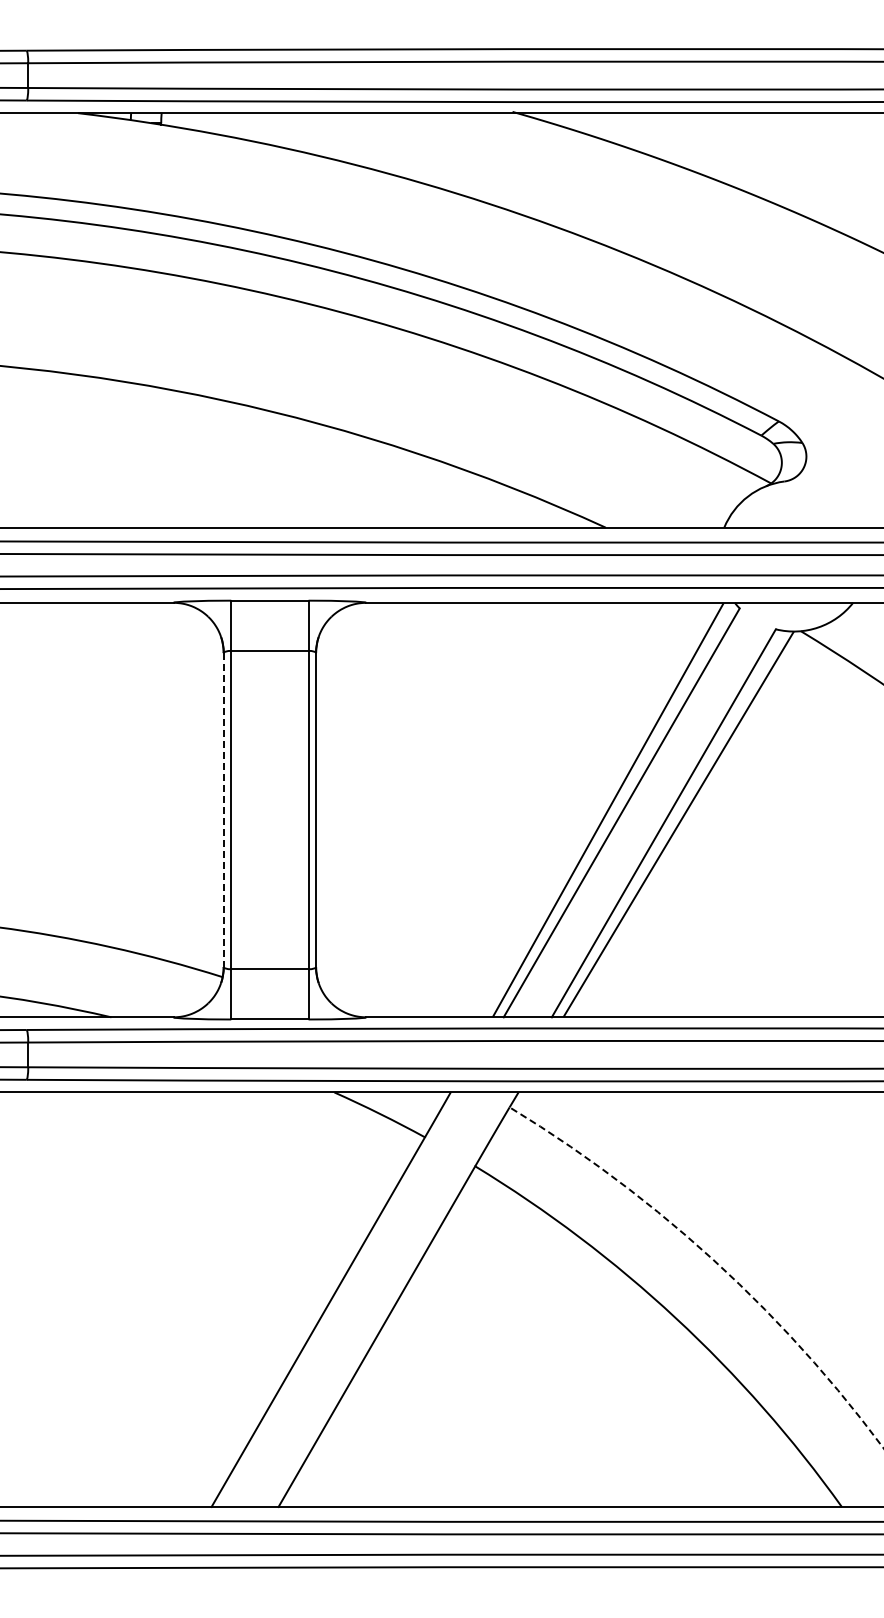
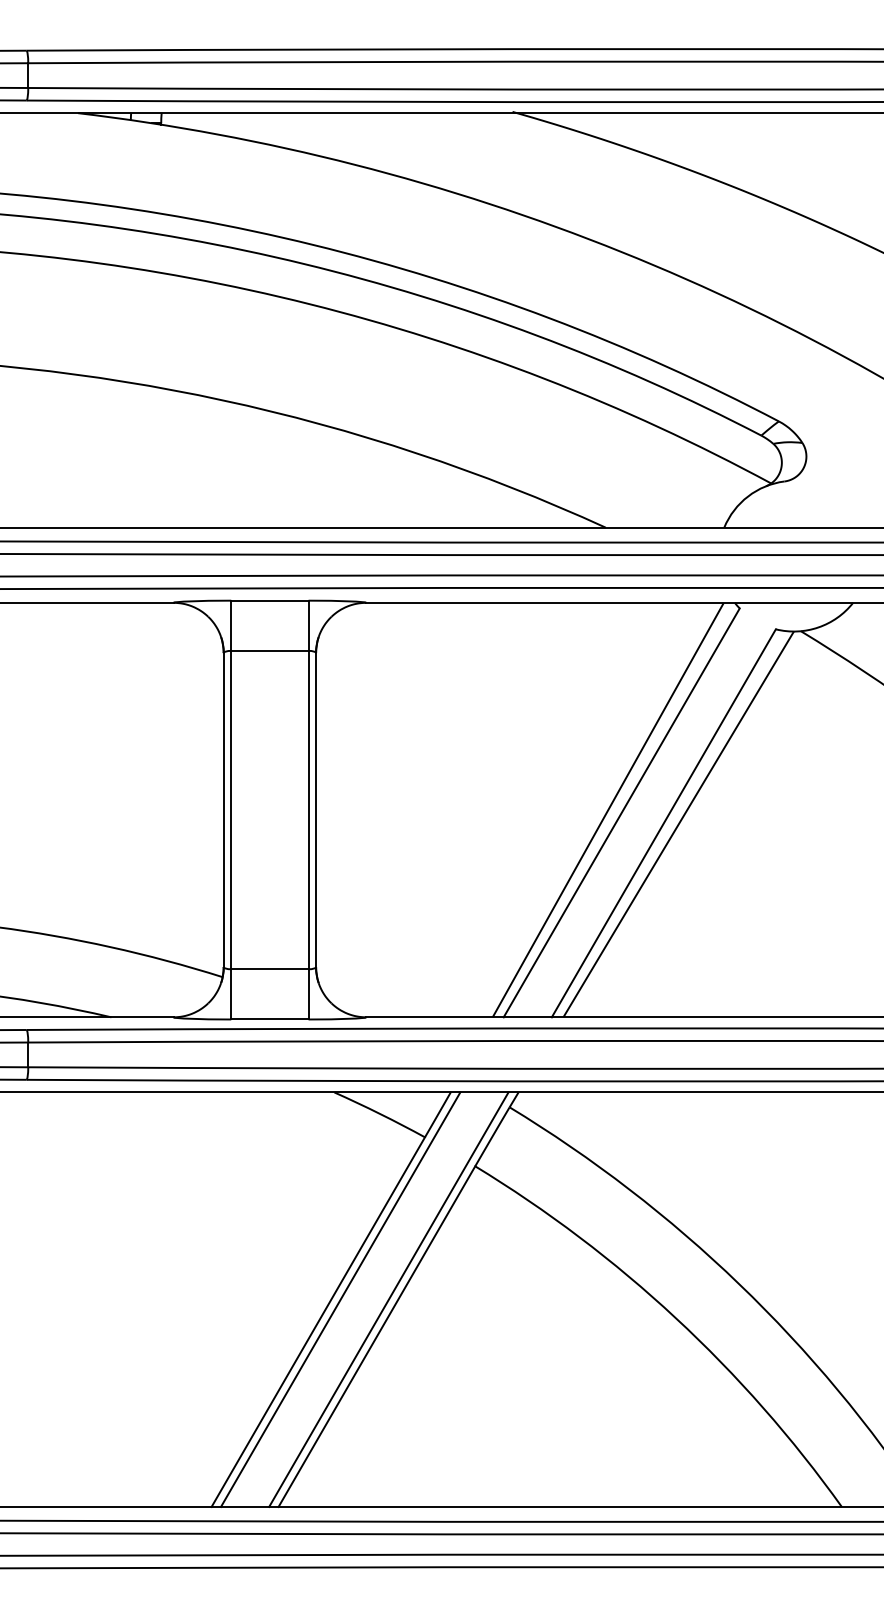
line: dashed -> solid (223, 810)
arc: dashed -> solid (712, 1259)
line: none -> present (340, 1299)
line: none -> present (388, 1299)
